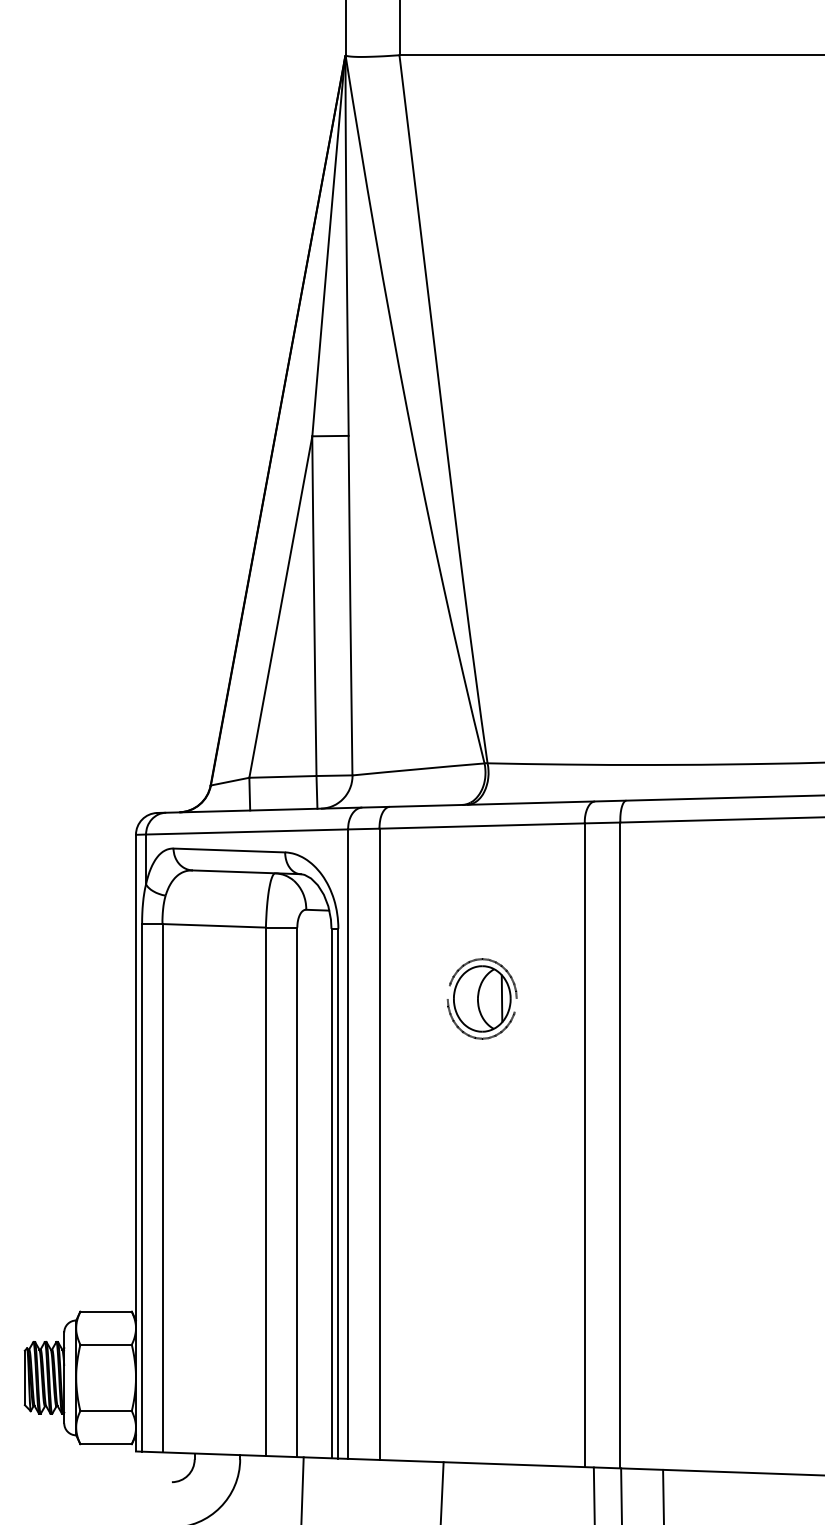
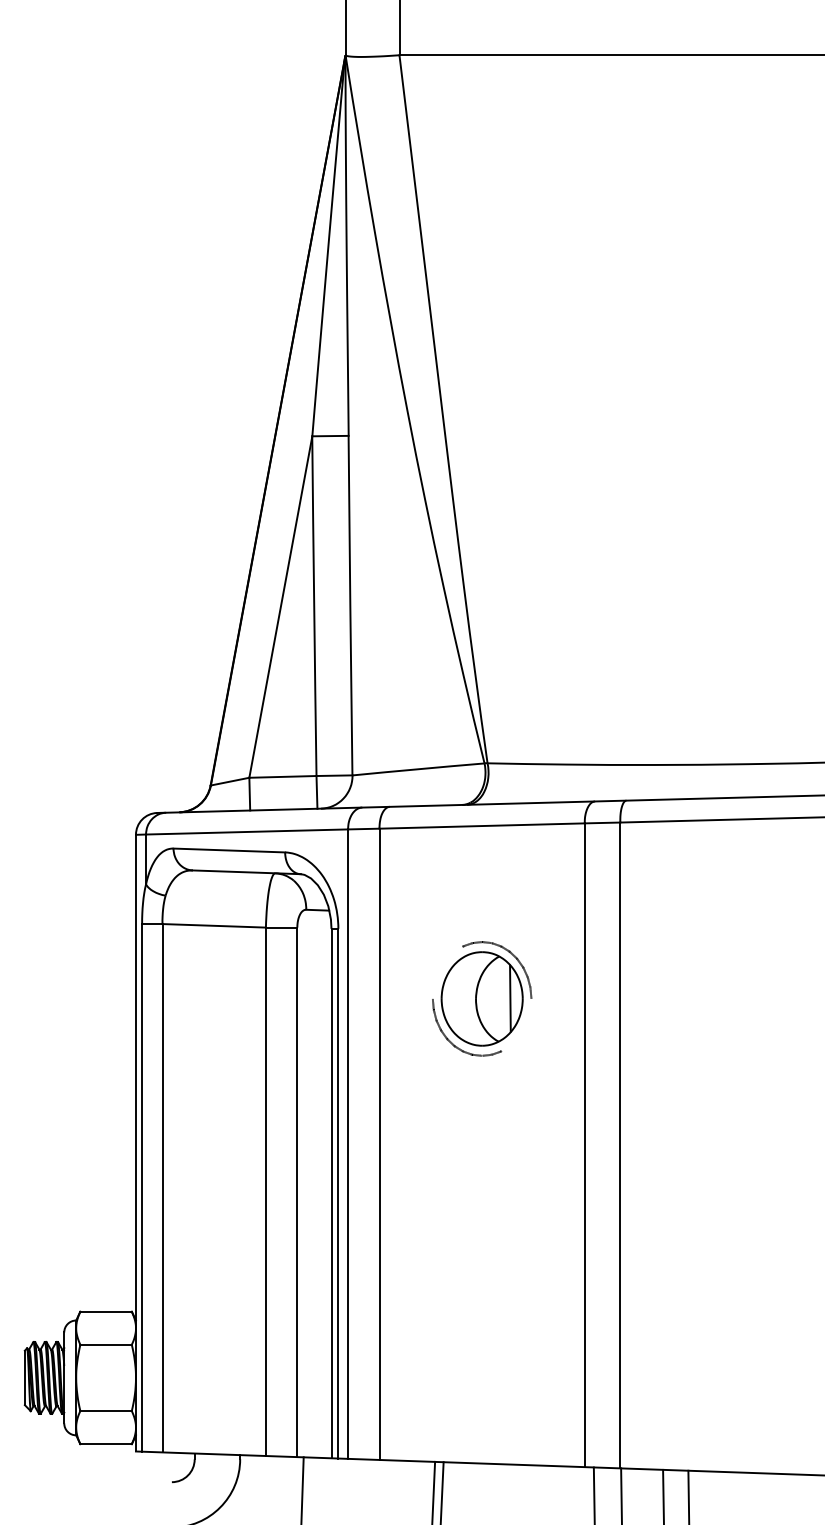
part size: 72x82 px -> 101x116 px (482, 998)
line: none -> present (433, 1491)
line: none -> present (688, 1495)
